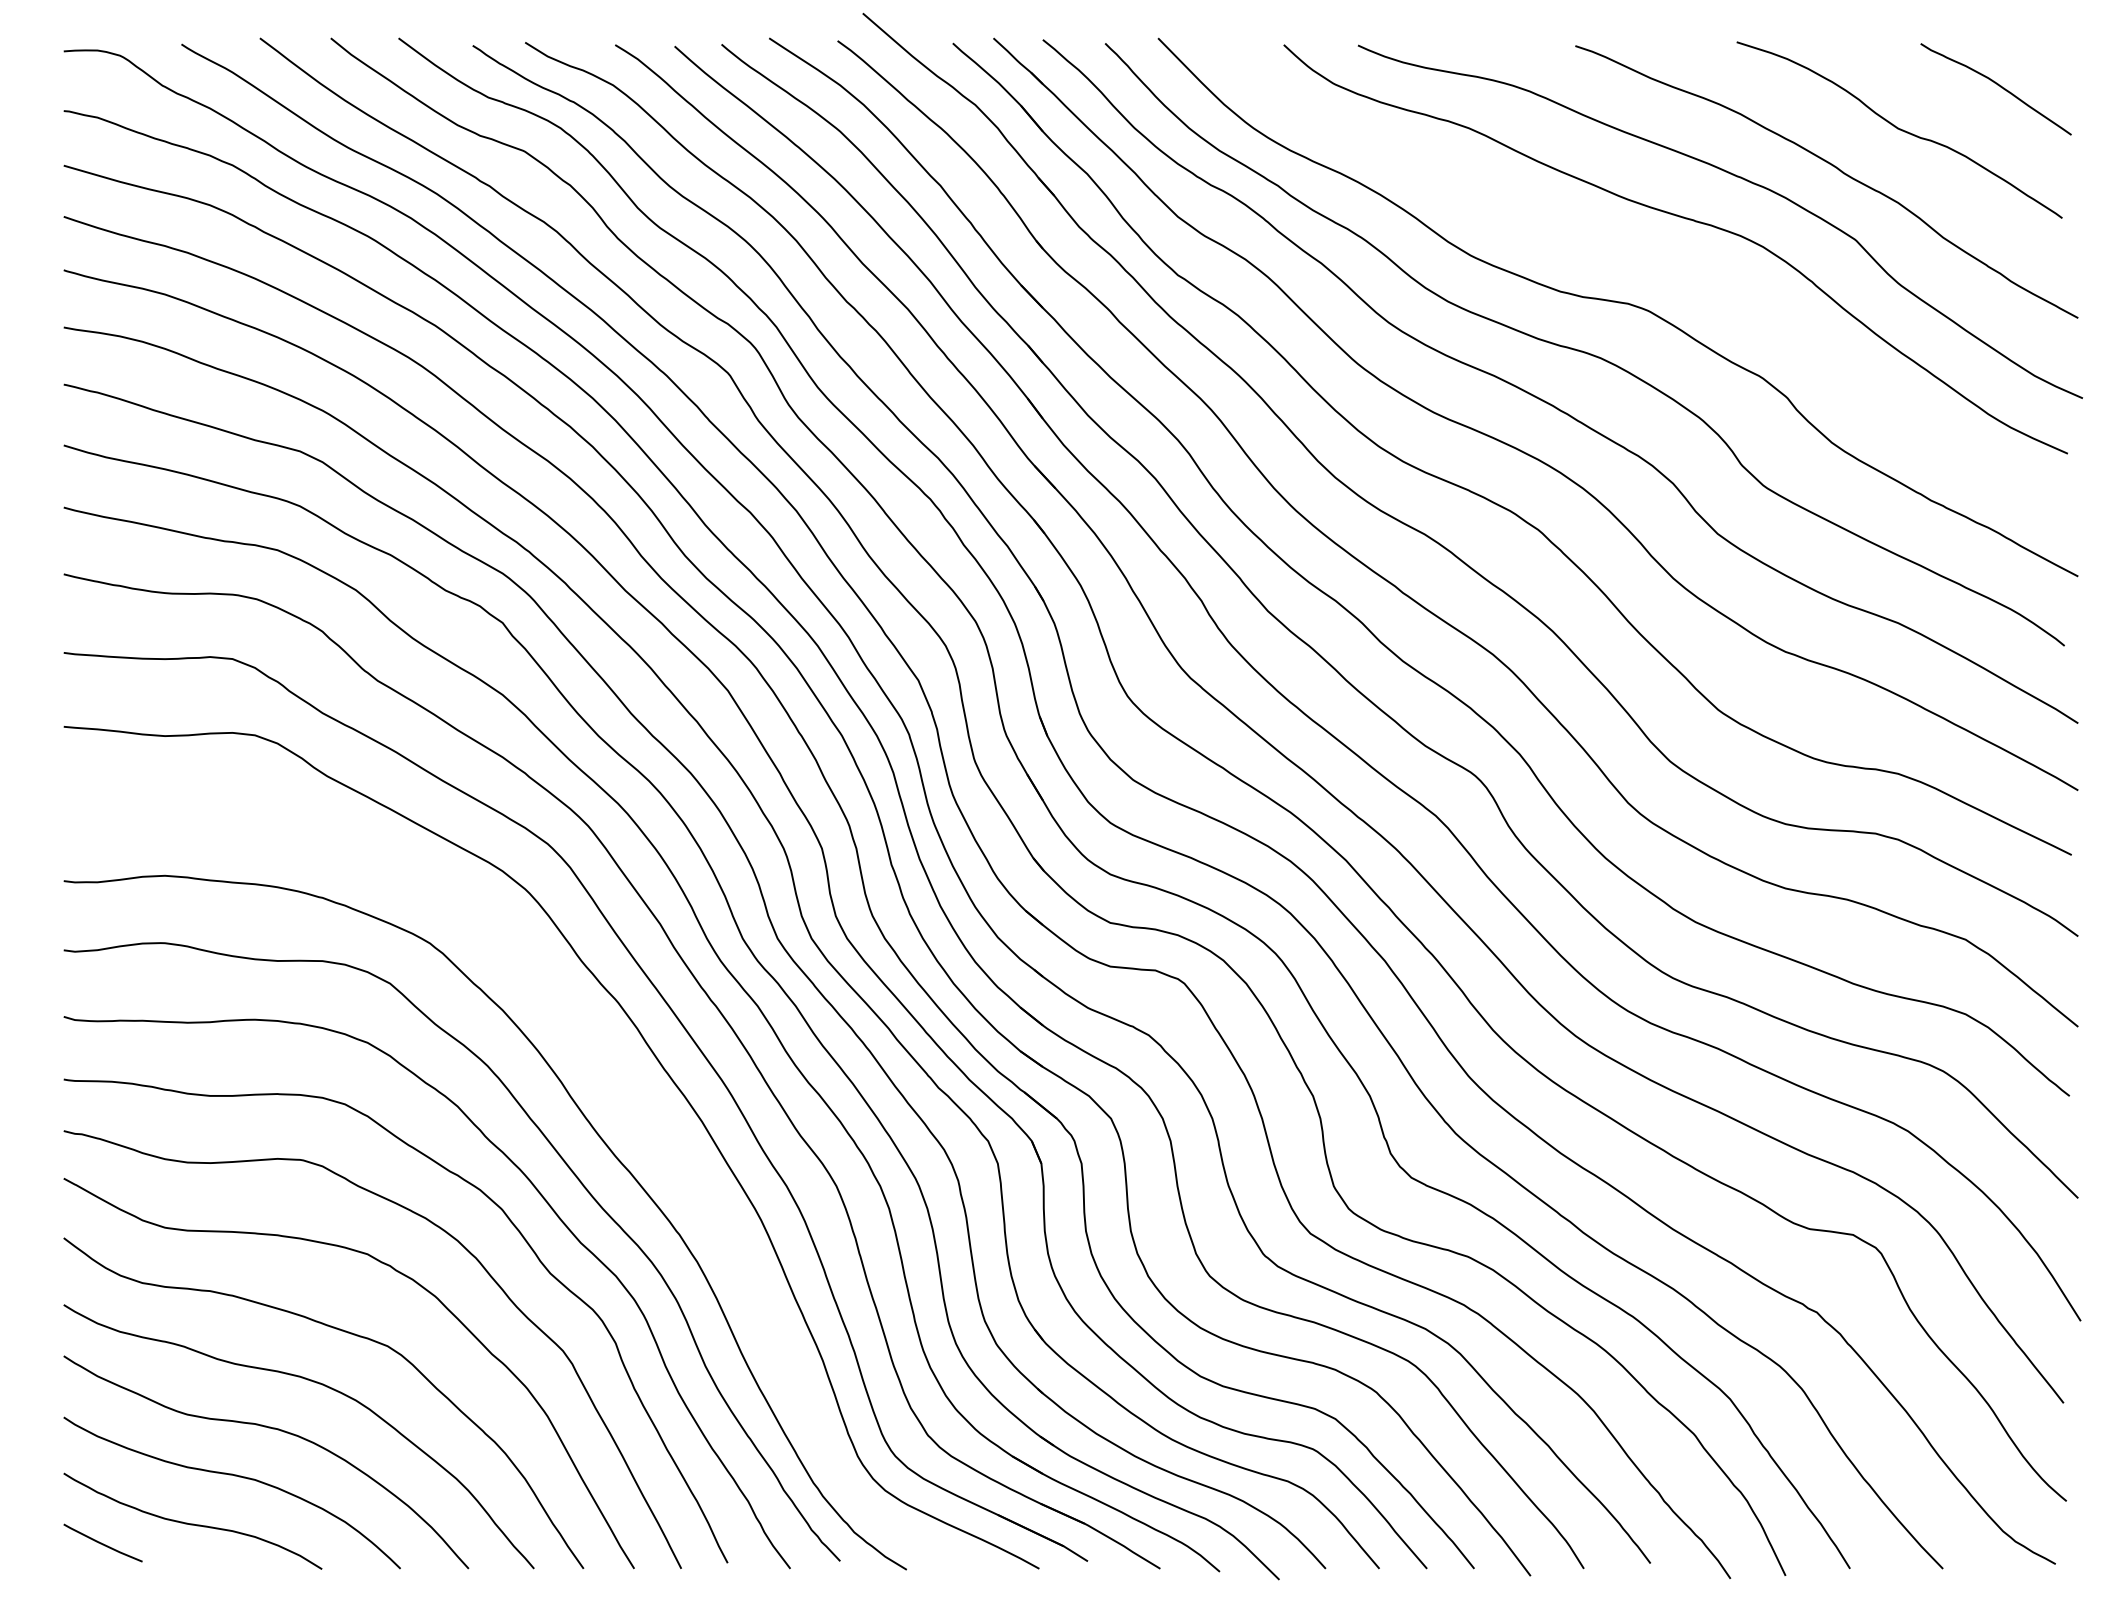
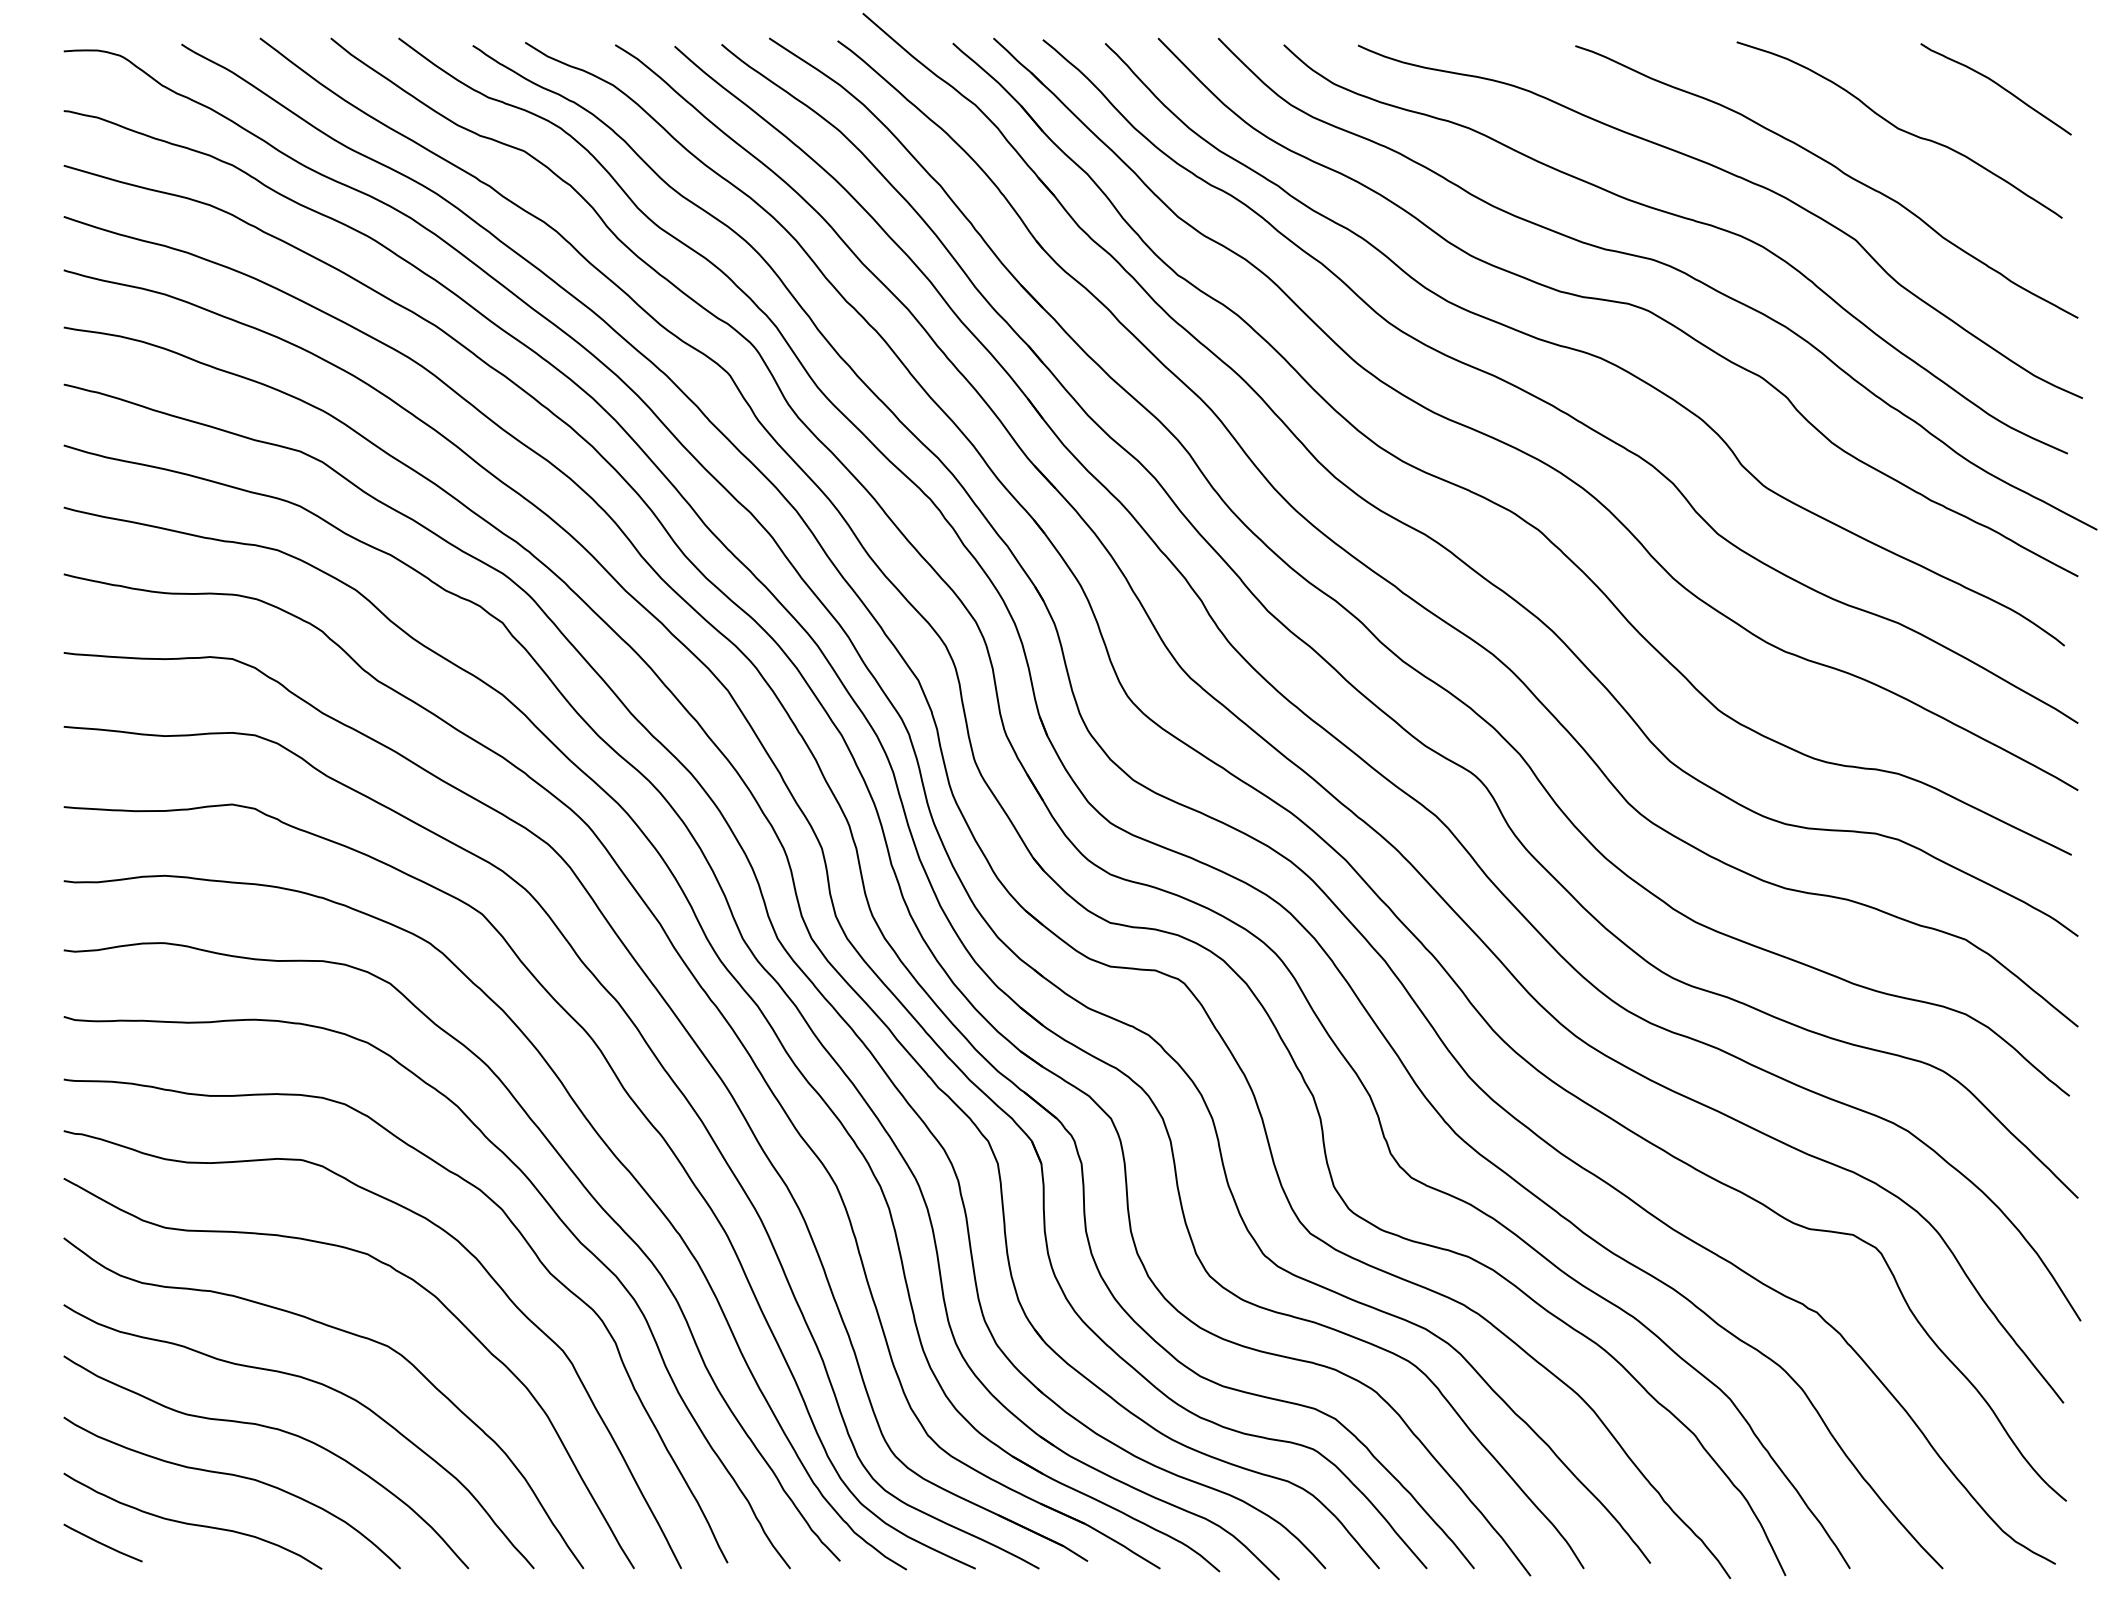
curve: none -> present (1664, 265)
curve: none -> present (629, 1098)
